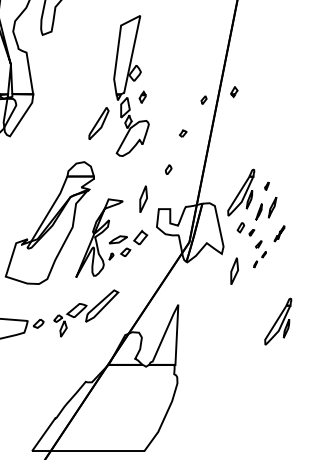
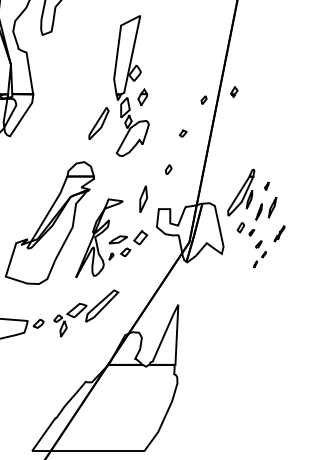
part size: 9x14 px -> 11x19 px (142, 97)
part: present -> none (234, 270)
part: present -> none (278, 321)
